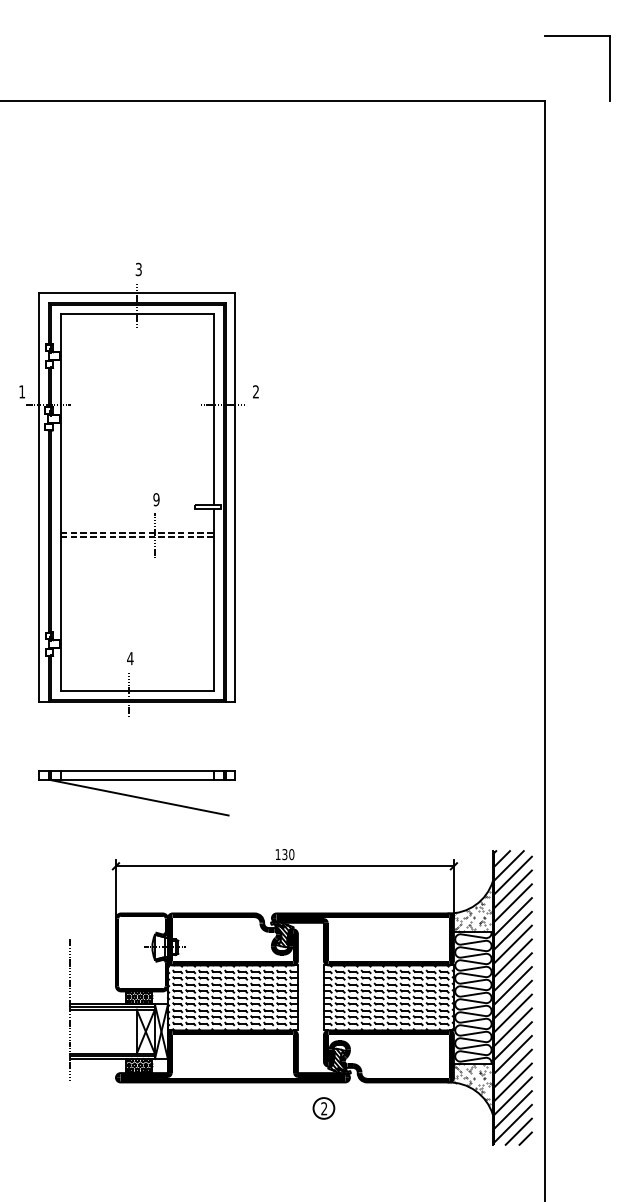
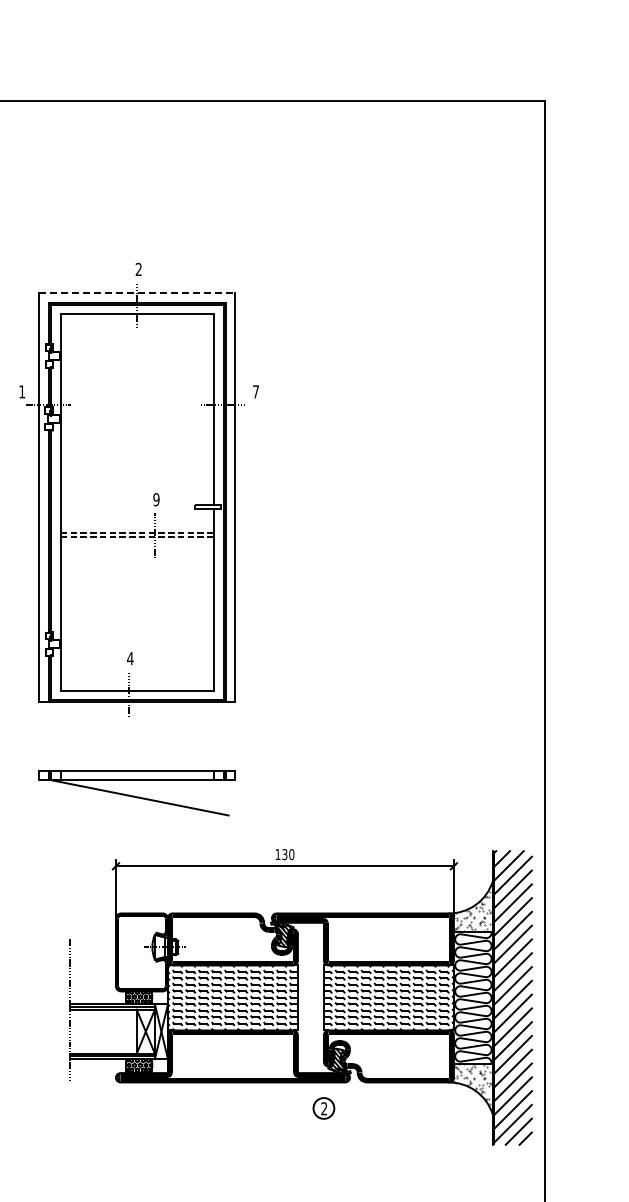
part: present -> none (577, 36)
text: 3 -> 2 (138, 269)
line: solid -> dashed (137, 292)
text: 2 -> 7 (255, 391)
